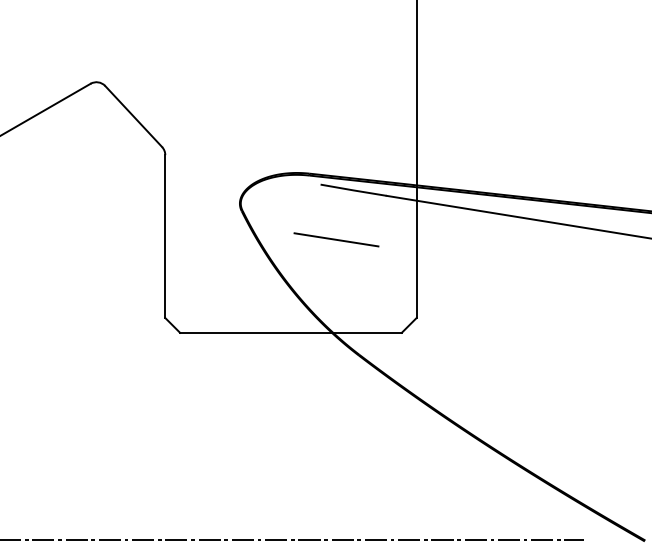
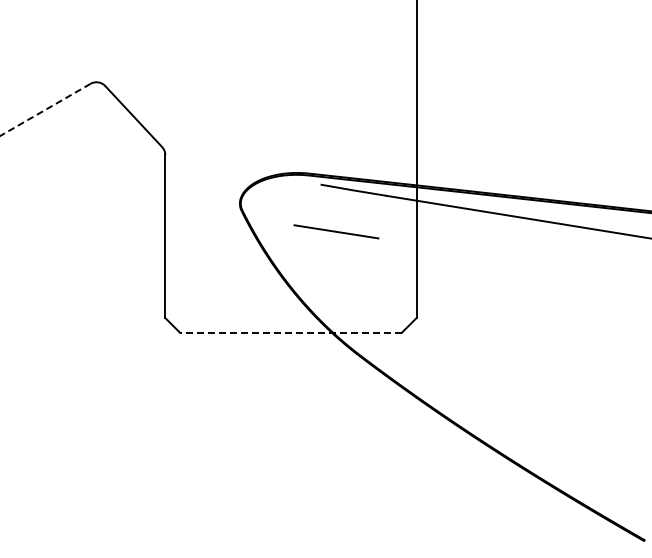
line: solid -> dashed (44, 110)
line position: (336, 239) -> (336, 231) (336, 231)
line: solid -> dashed (290, 332)
line: present -> none (292, 539)
